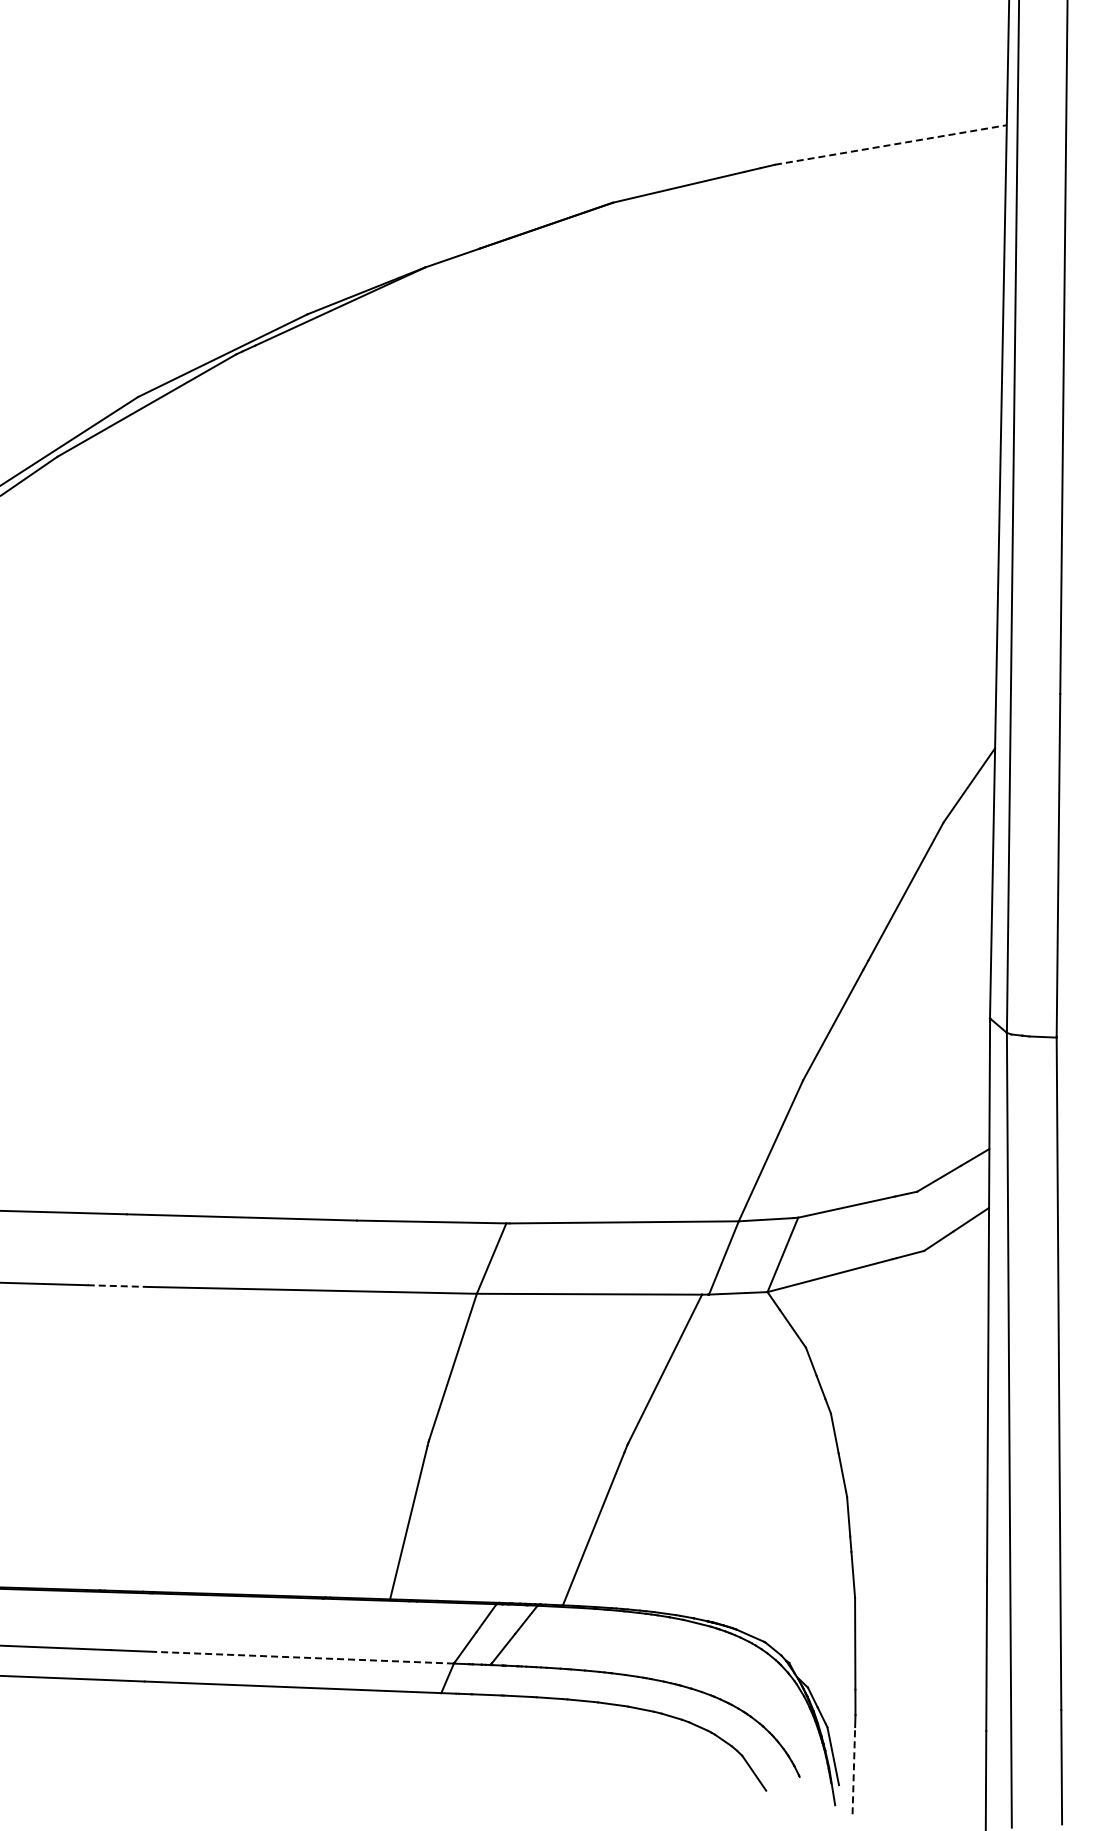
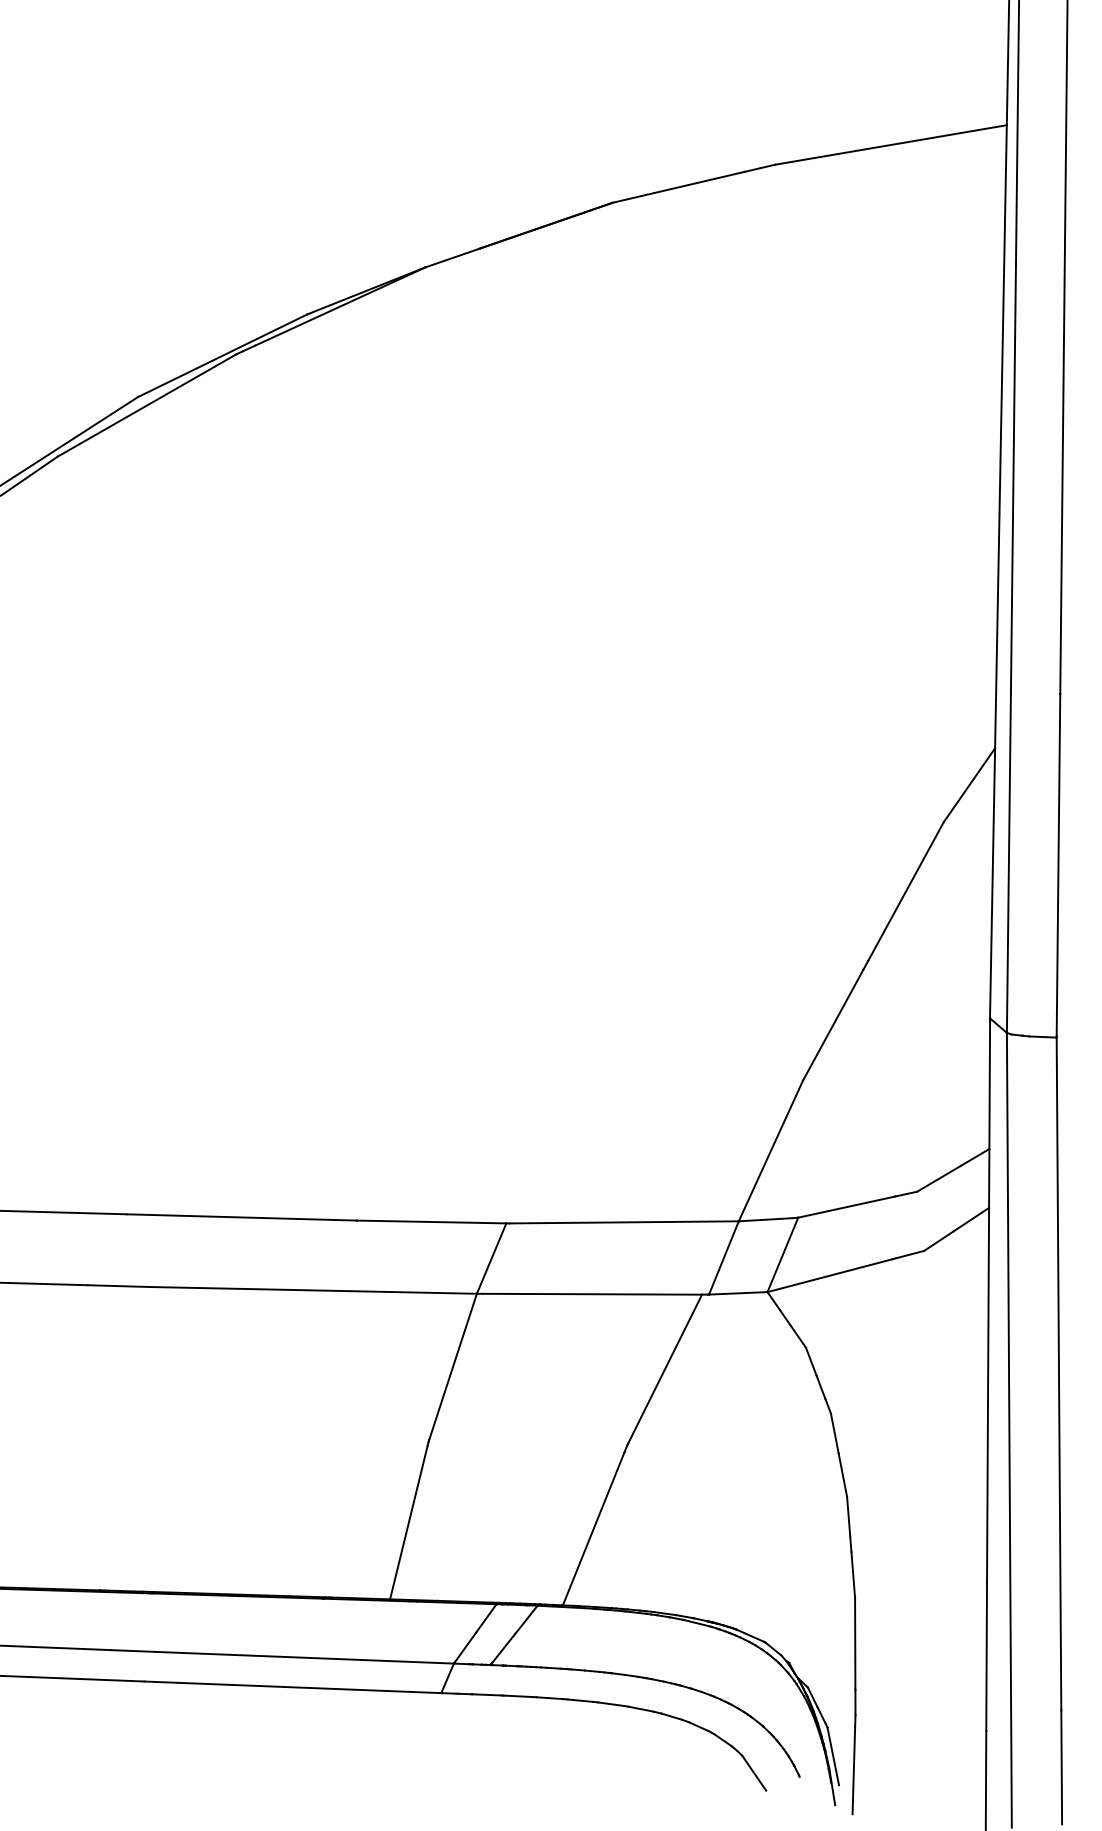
line: dashed -> solid (890, 145)
line: dashed -> solid (119, 1286)
line: dashed -> solid (304, 1657)
line: dashed -> solid (853, 1770)
